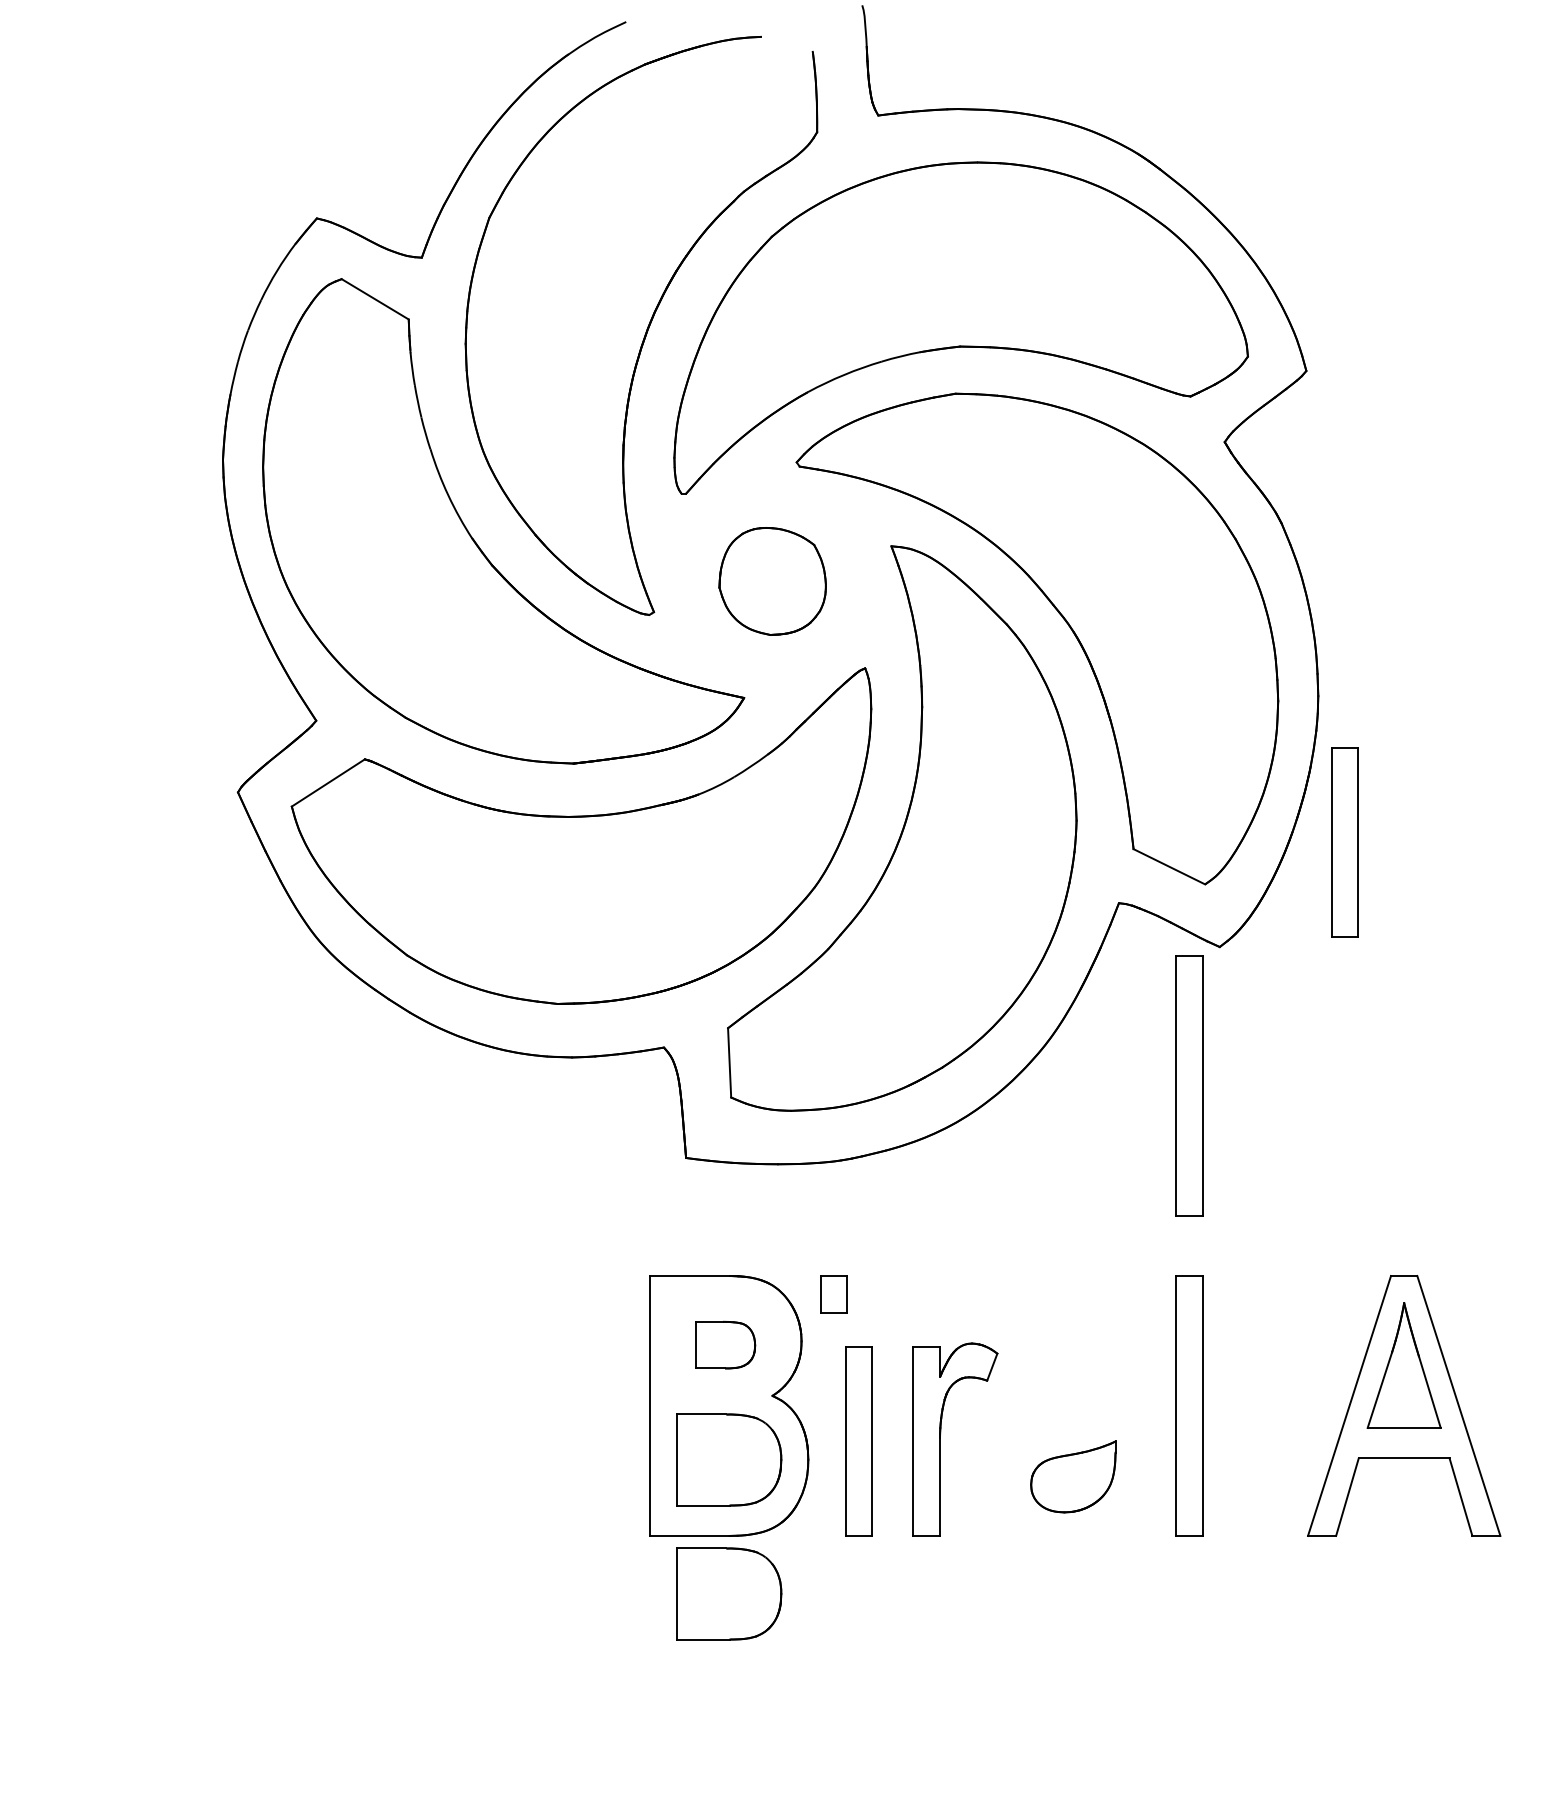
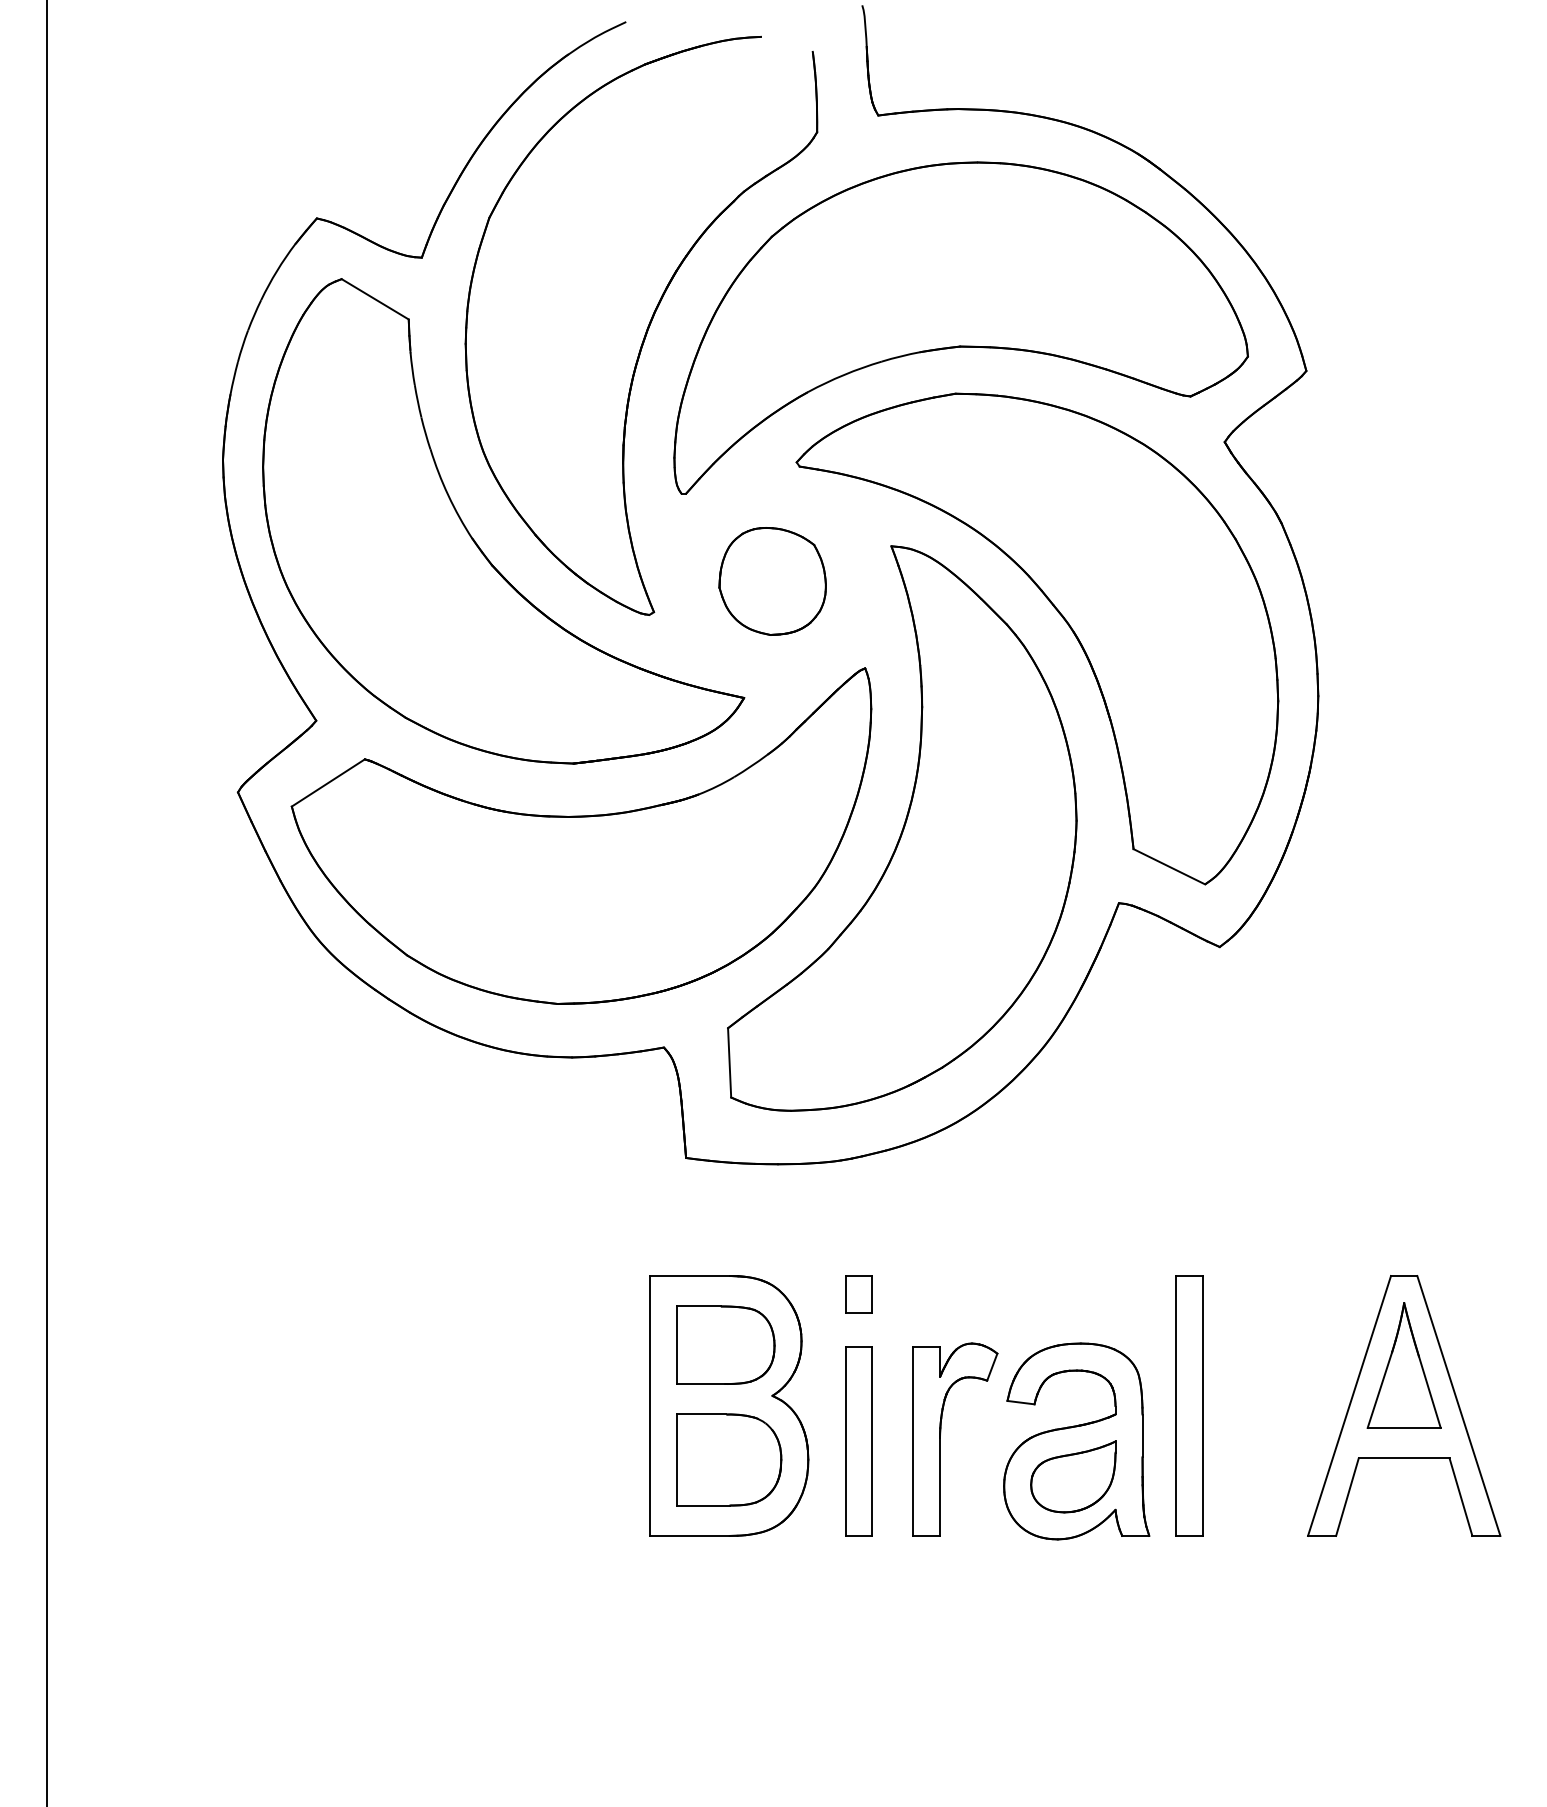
part: present -> none (1344, 842)
line: none -> present (46, 902)
part: present -> none (1189, 1085)
part position: (833, 1294) -> (858, 1294) (858, 1294)
part size: 62x50 px -> 100x80 px (725, 1344)
part: none -> present (1076, 1441)
part: present -> none (729, 1593)
